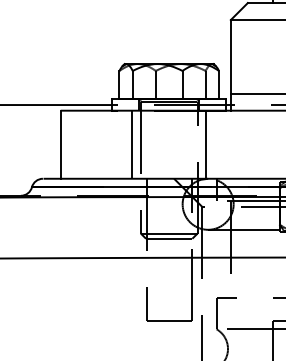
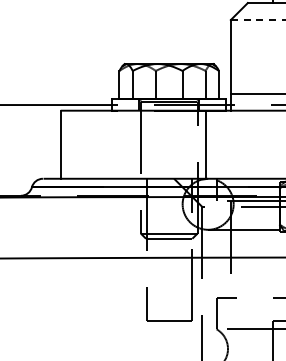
line: solid -> dashed (258, 20)
line: present -> none (132, 144)
